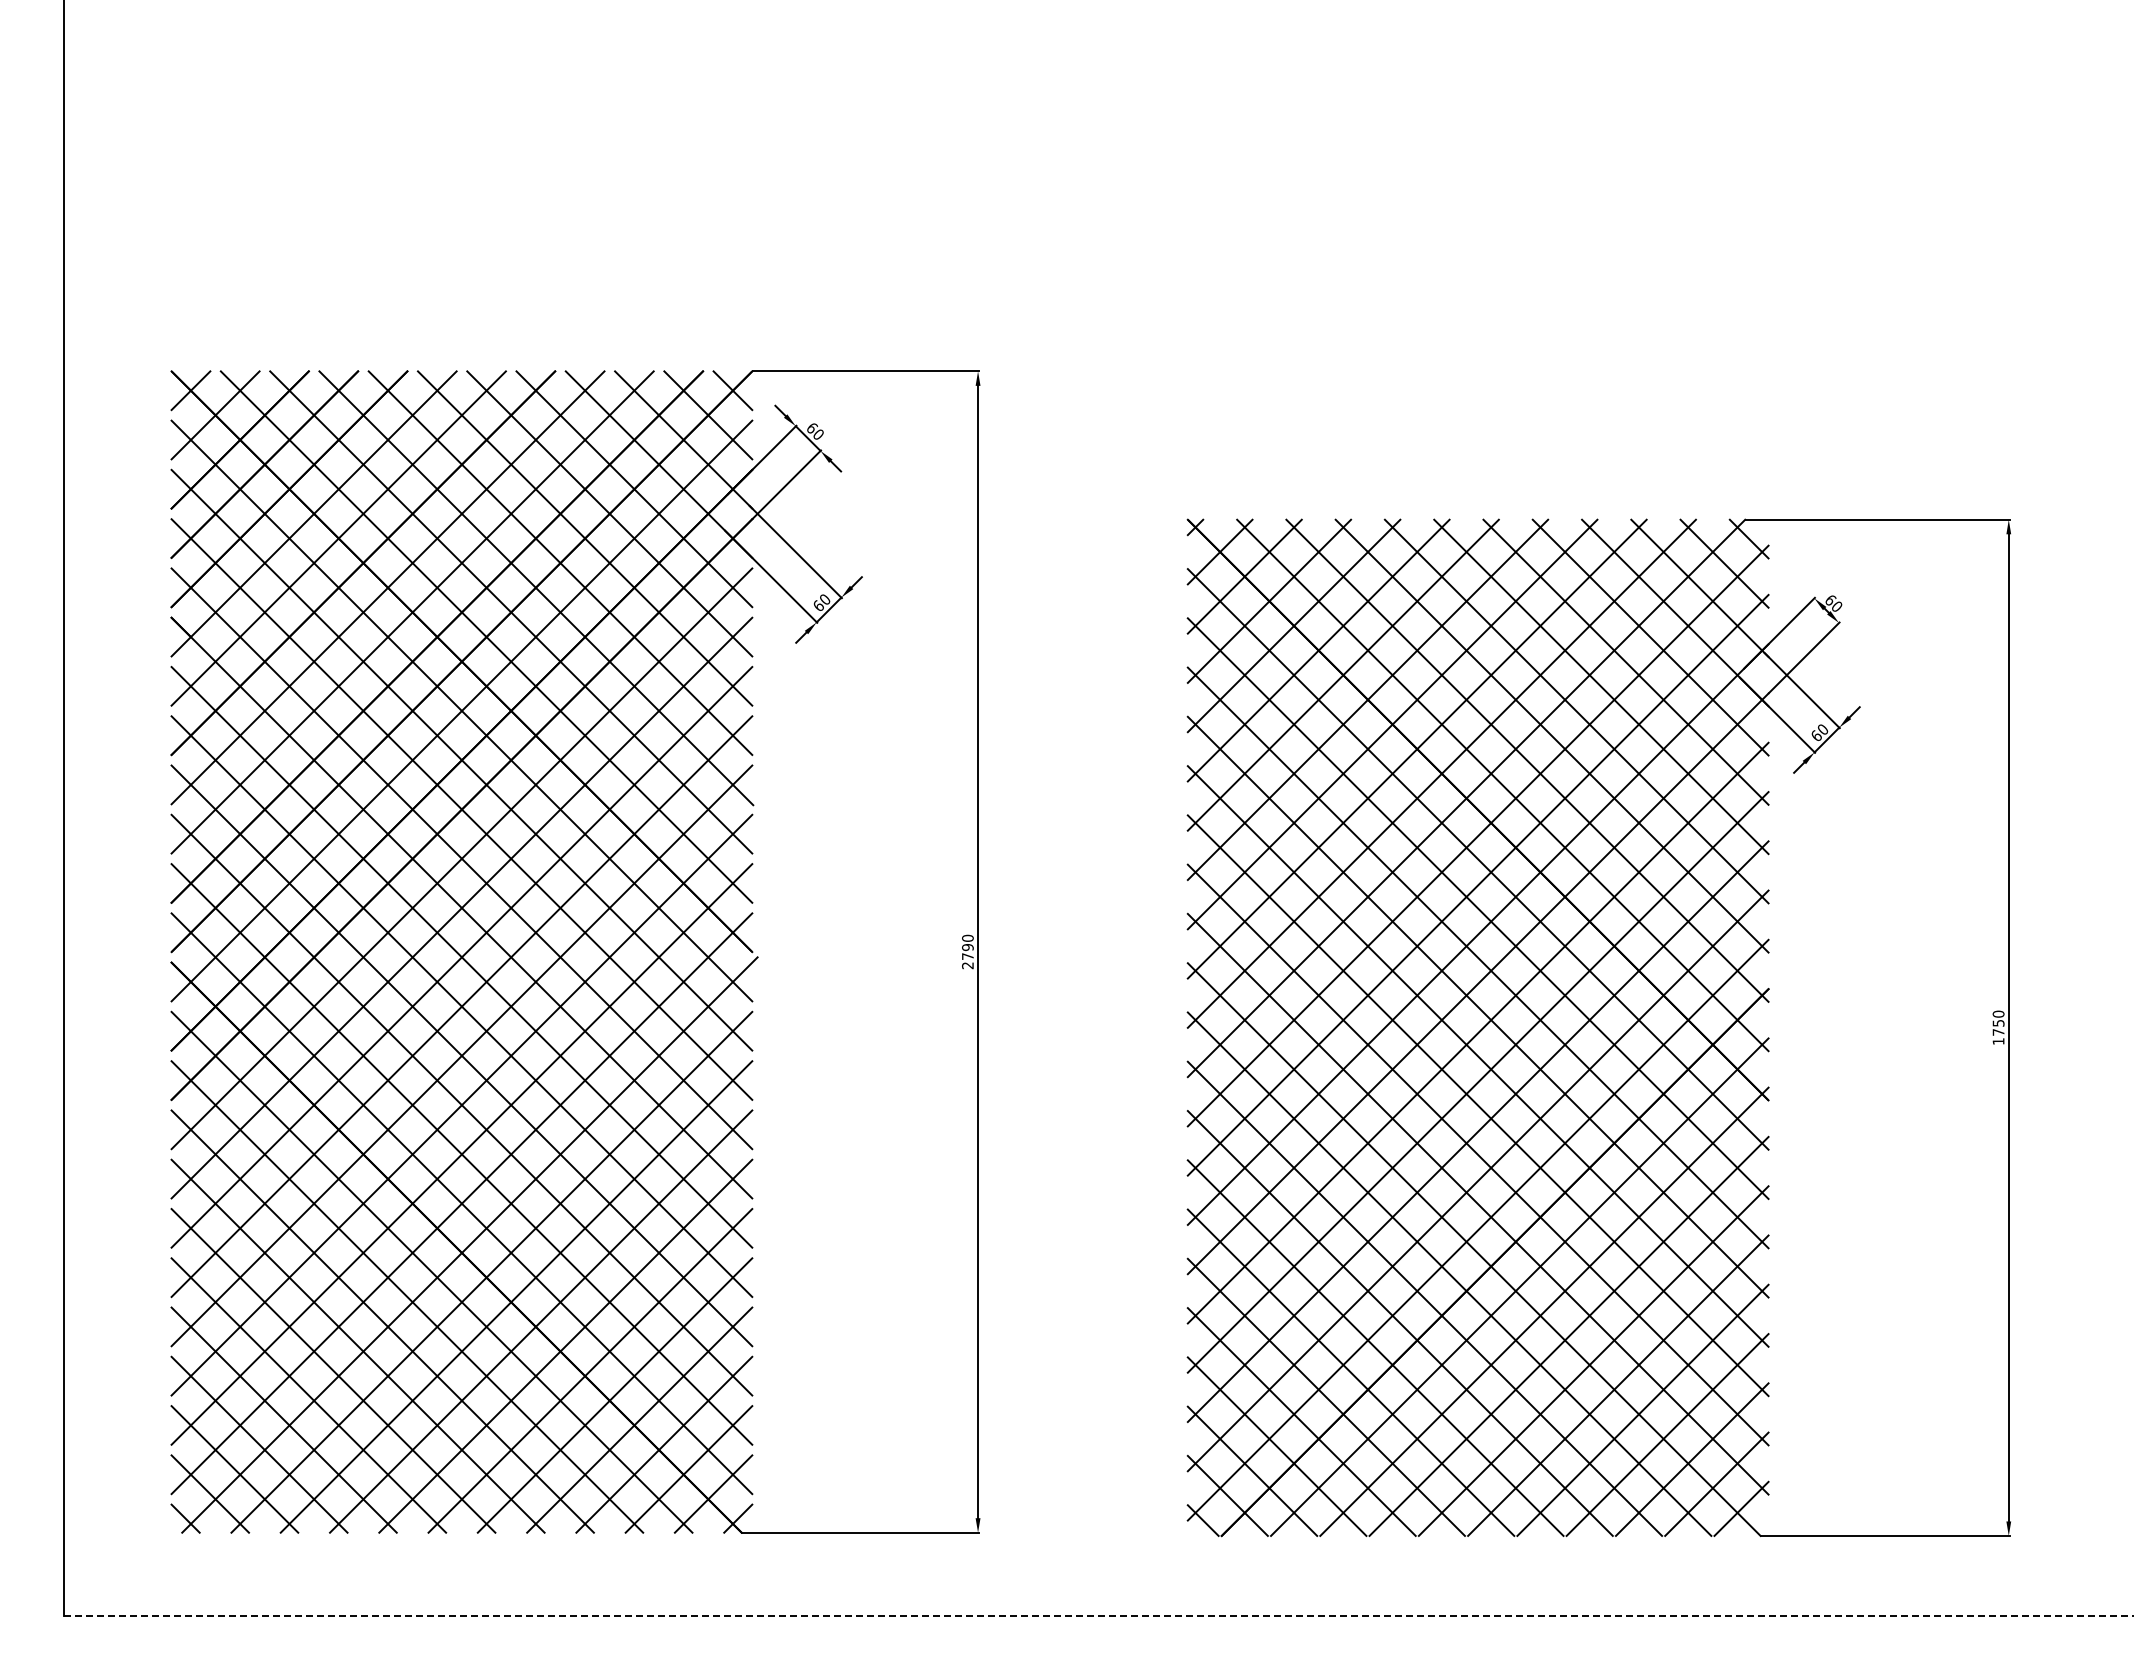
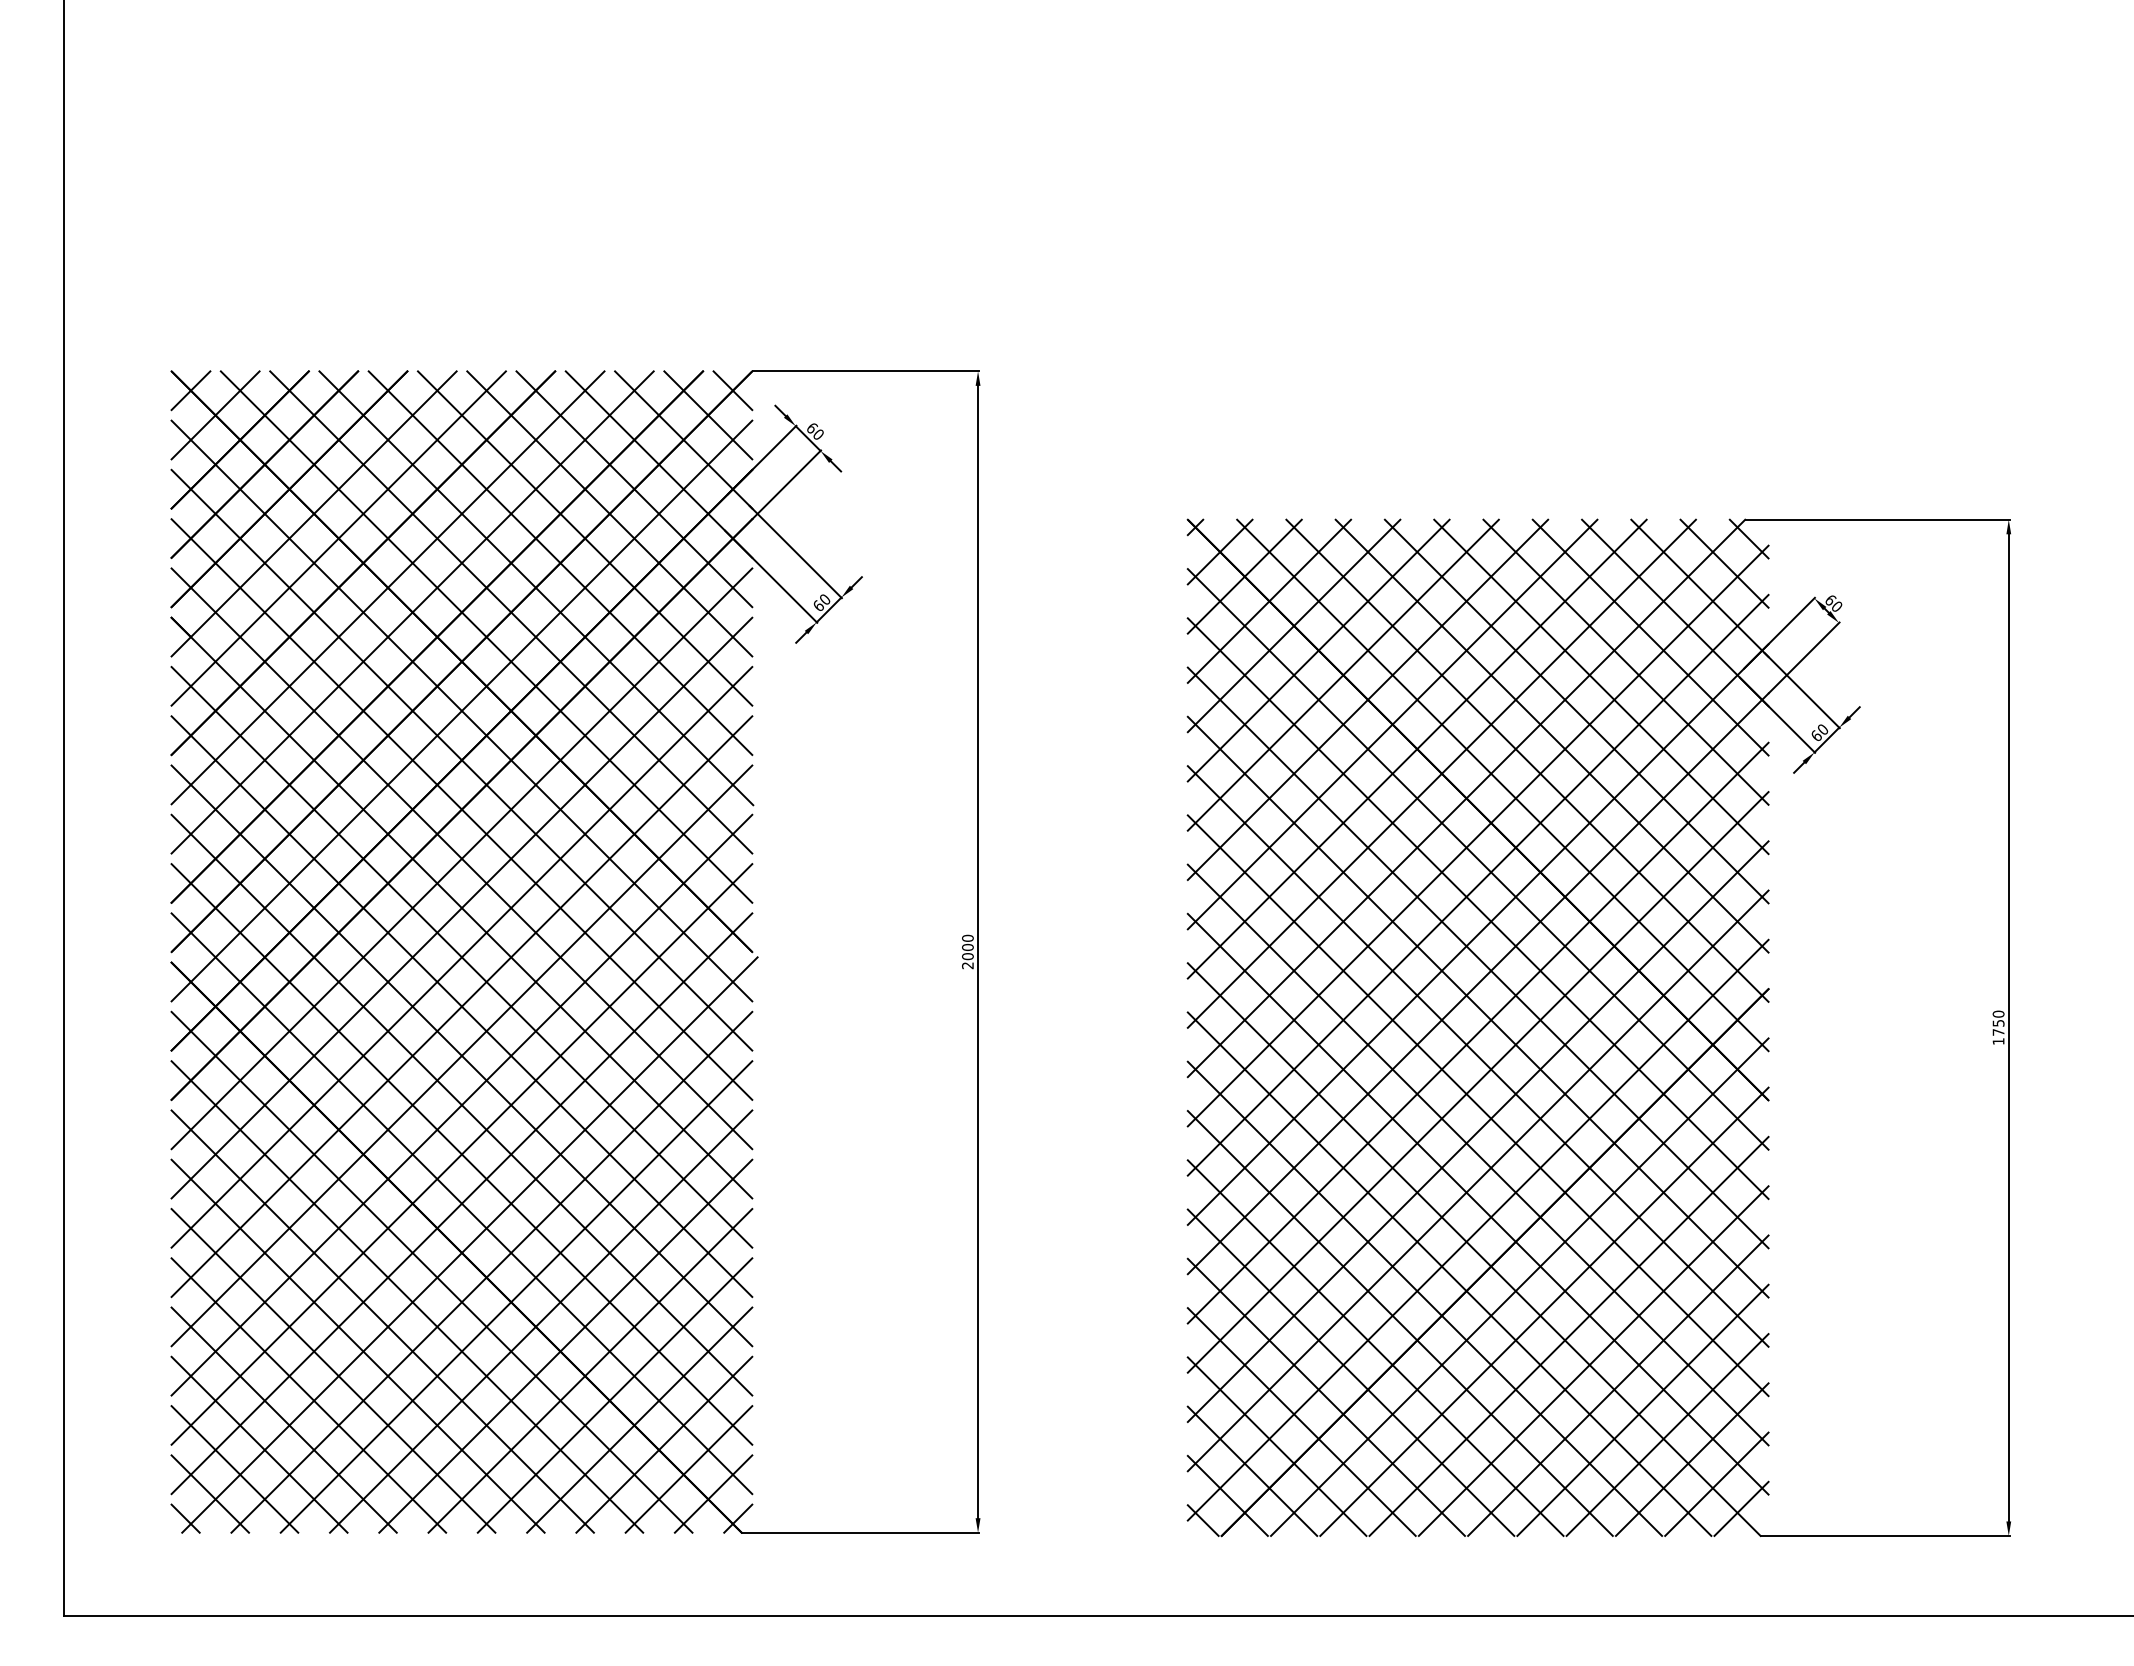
text: 2790 -> 2000 (967, 952)
line: dashed -> solid (1098, 1615)
